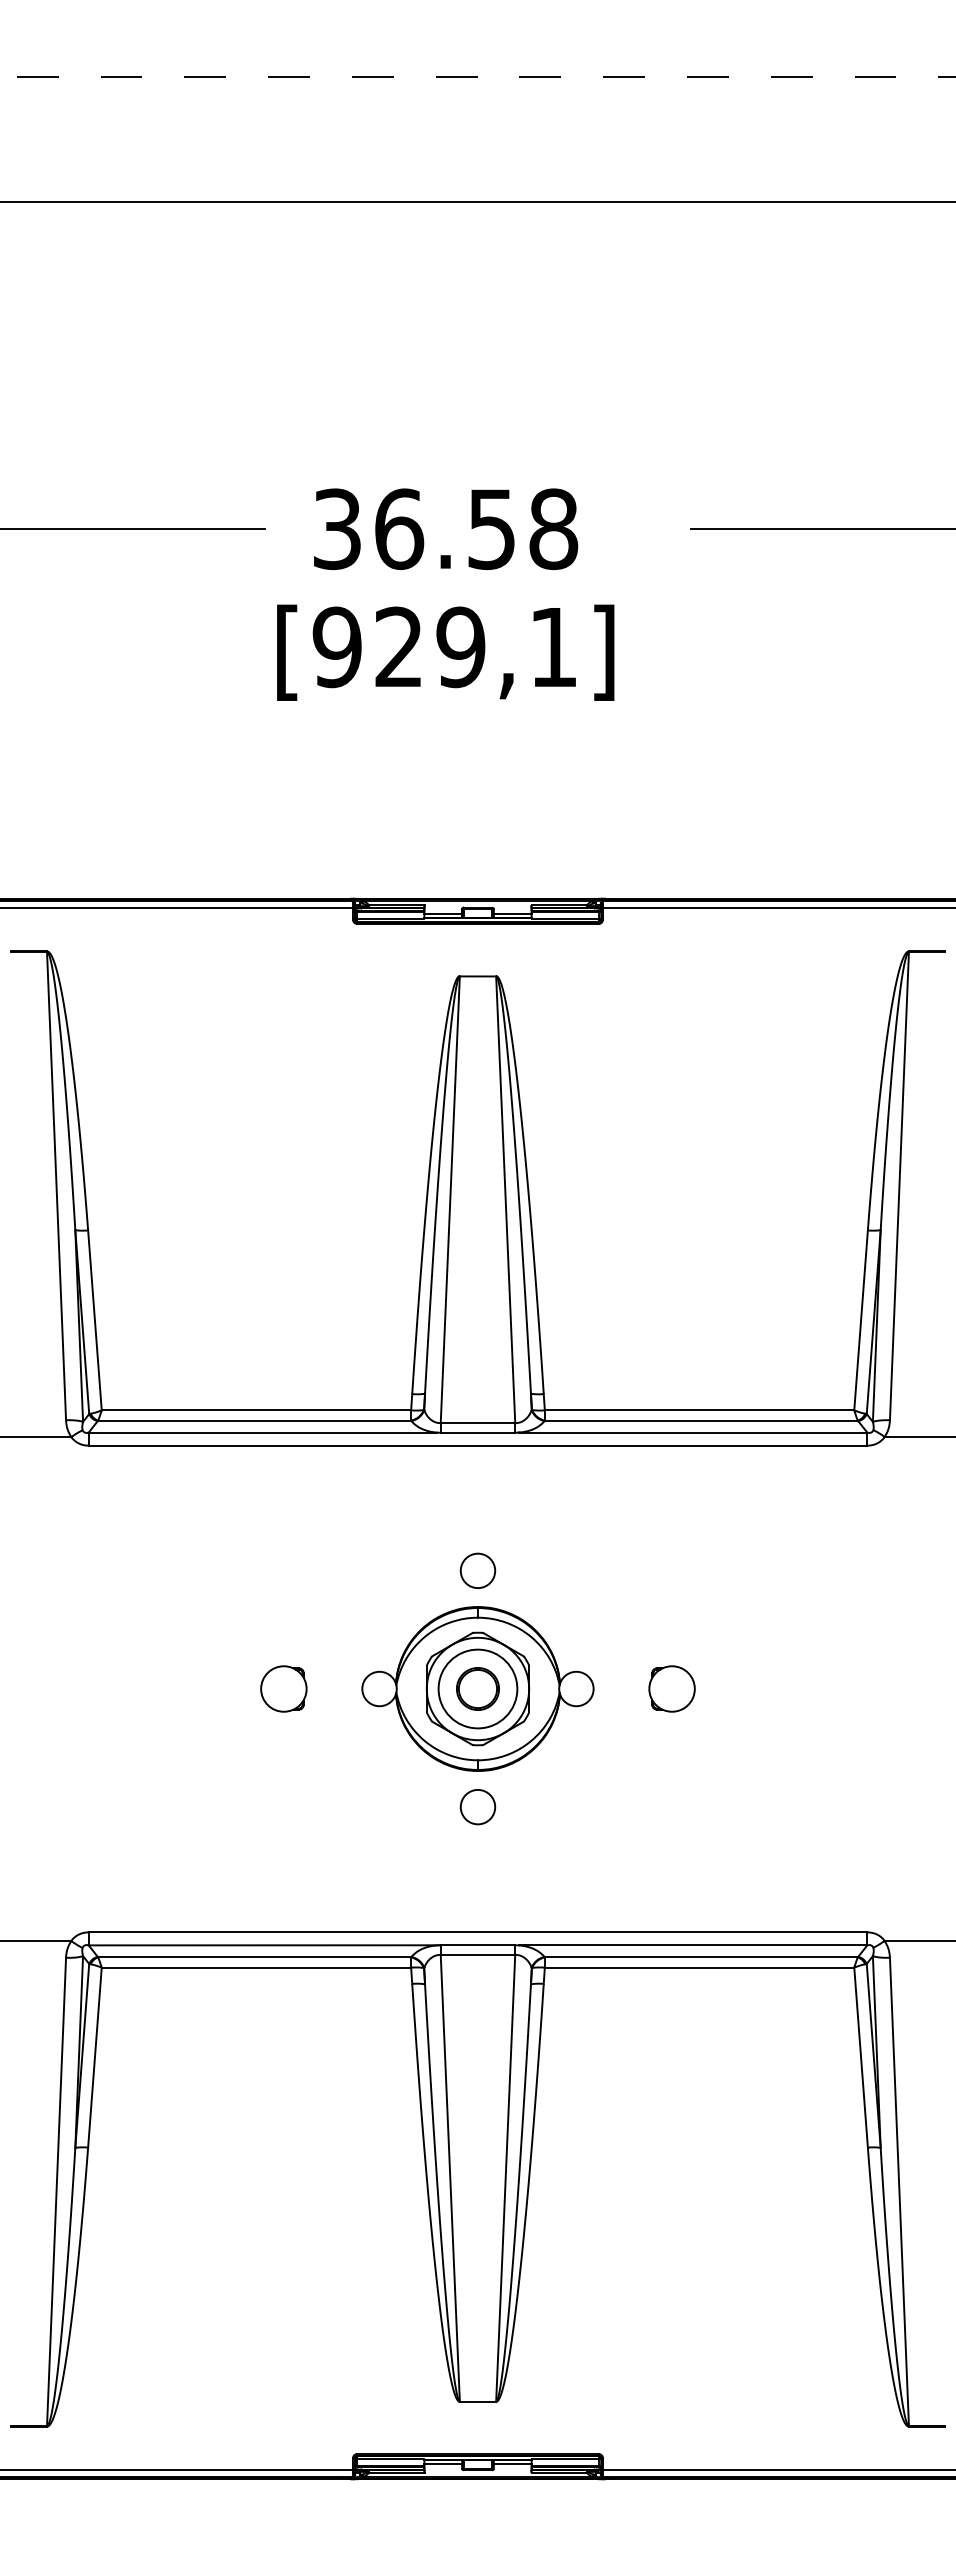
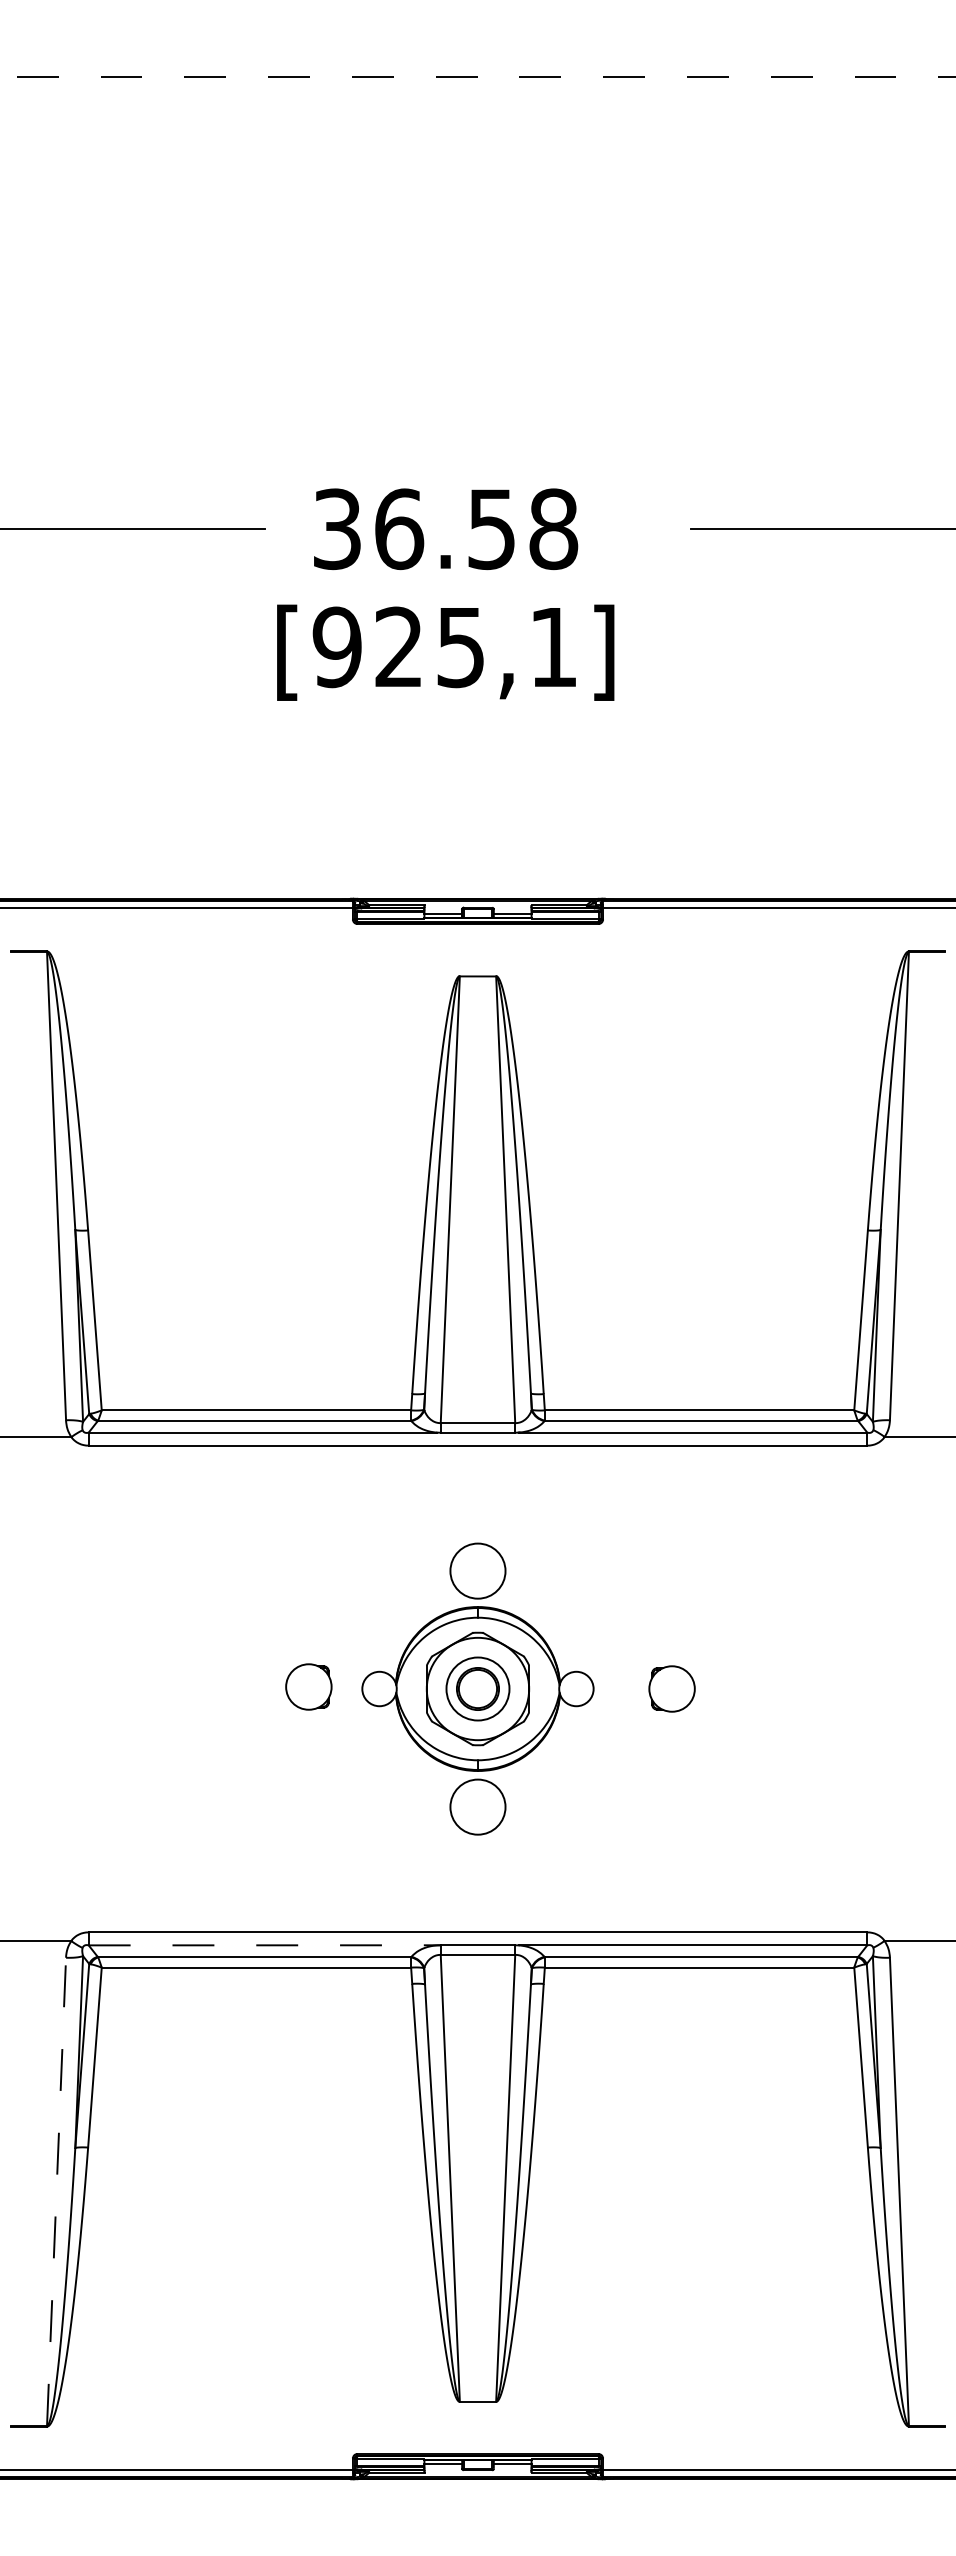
line: present -> none (477, 202)
text: [929,1] -> [925,1] (460, 647)
circle size: 38x37 px -> 58x58 px (477, 1570)
part position: (283, 1688) -> (308, 1686) (308, 1686)
circle diameter: 79 px -> 63 px (477, 1688)
circle diameter: 34 px -> 55 px (477, 1806)
line: solid -> dashed (264, 1945)
line: solid -> dashed (56, 2191)
